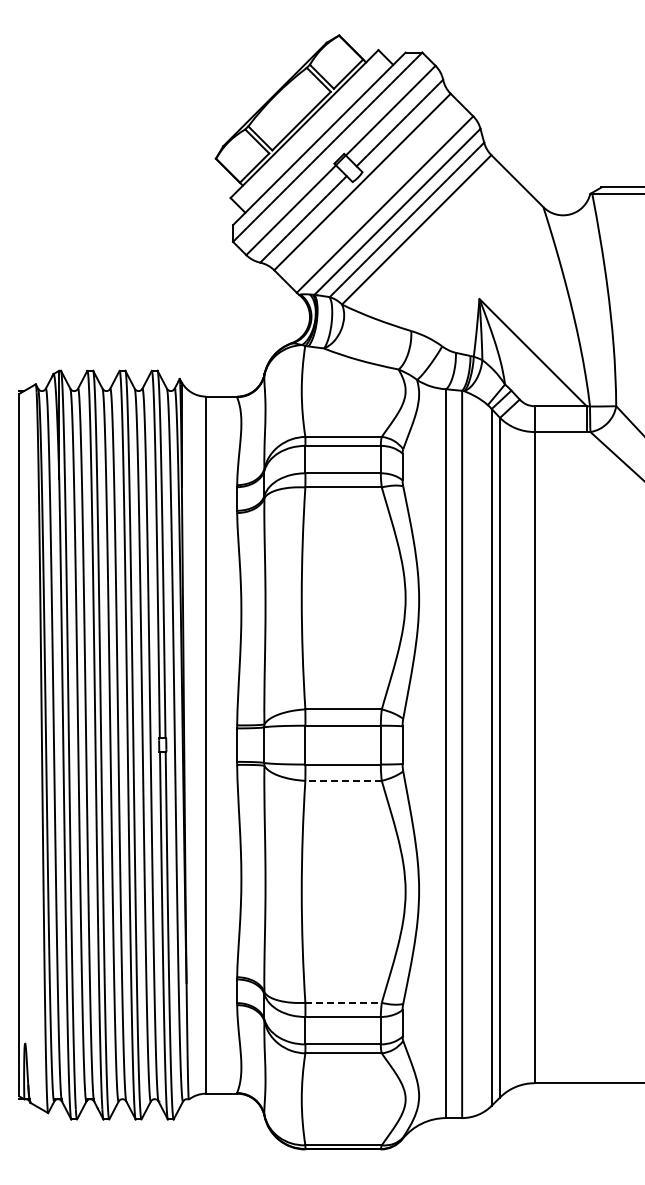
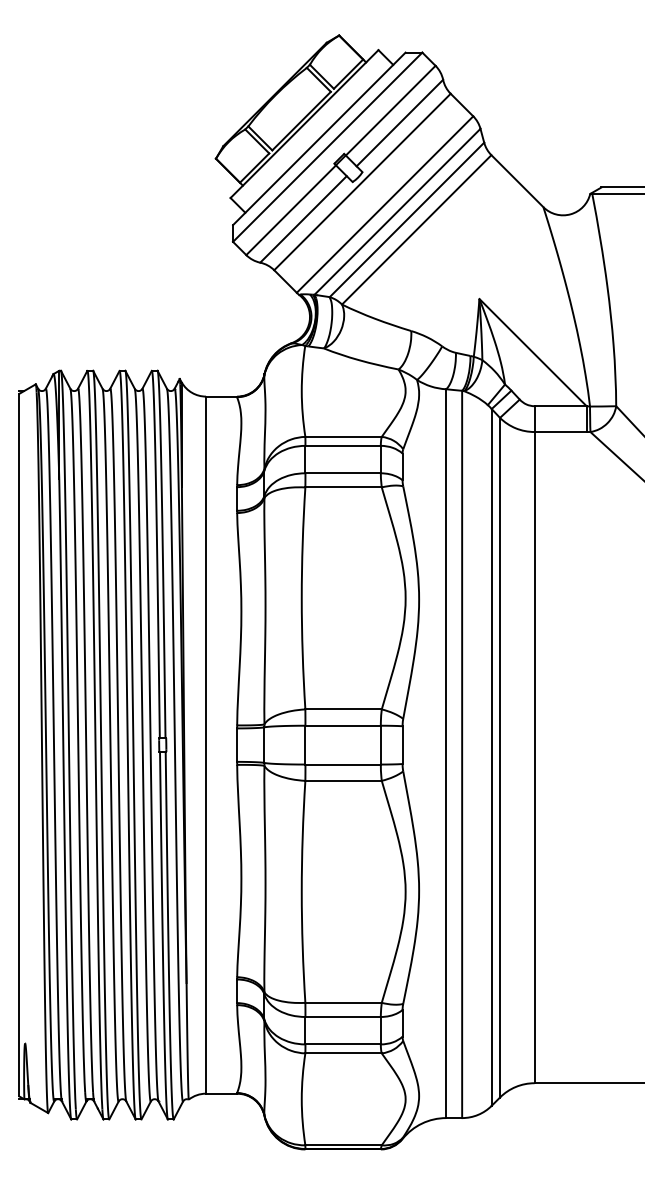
line: dashed -> solid (343, 780)
line: dashed -> solid (344, 1002)
